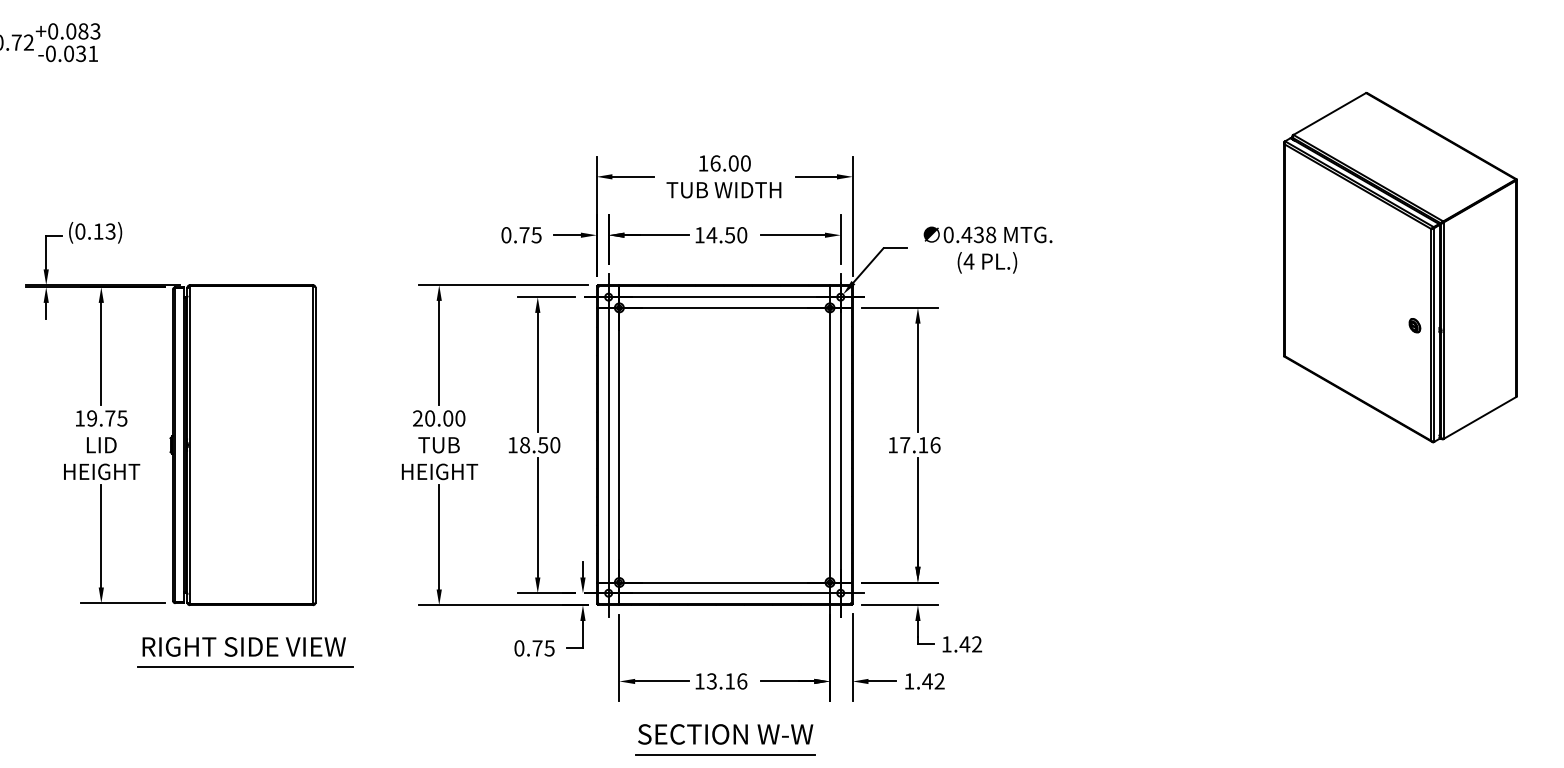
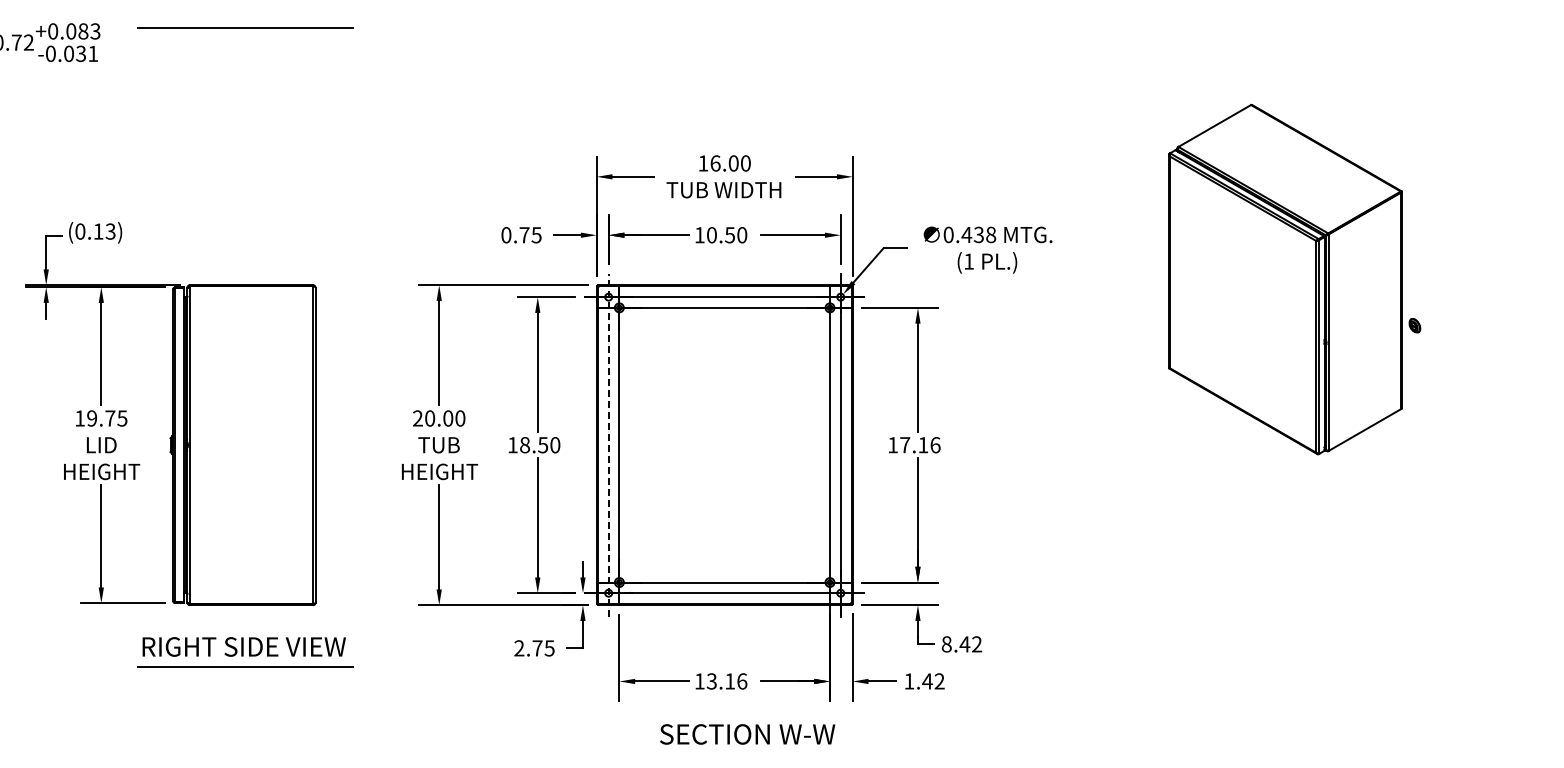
line: none -> present (245, 27)
text: 14.50 -> 10.50 (711, 235)
text: (4 -> (1 (968, 261)
part position: (1400, 267) -> (1285, 279) (1285, 279)
line: solid -> dashed (608, 445)
text: 1.42 -> 8.42 (946, 644)
text: 0.75 -> 2.75 (519, 648)
text position: (725, 734) -> (747, 734) (747, 734)
line: present -> none (725, 754)
